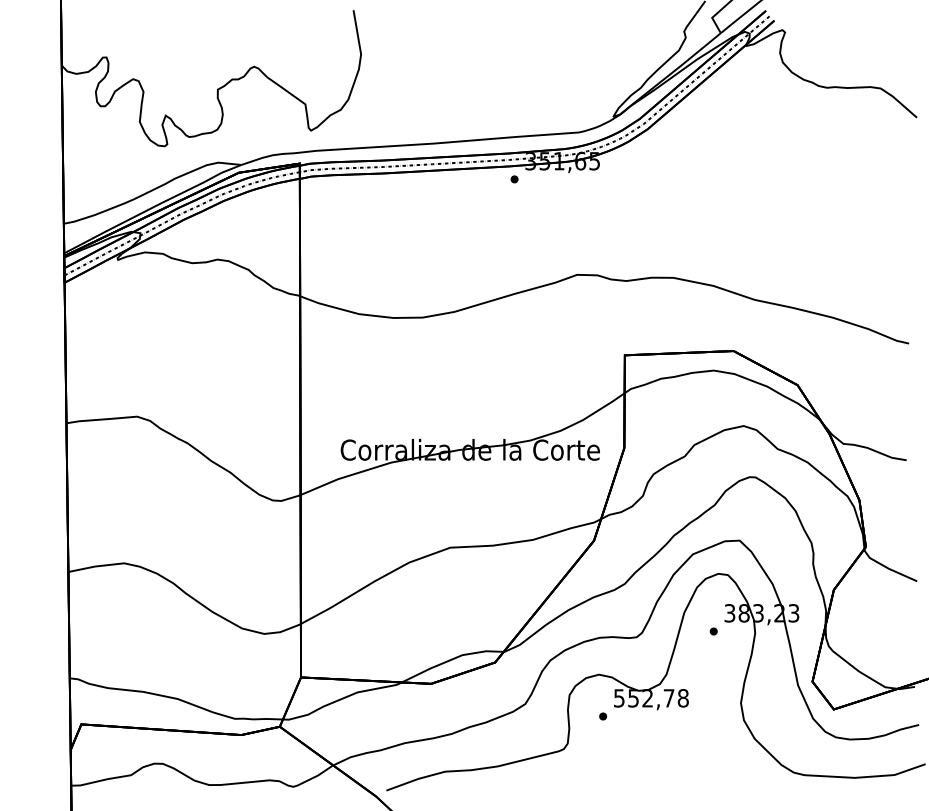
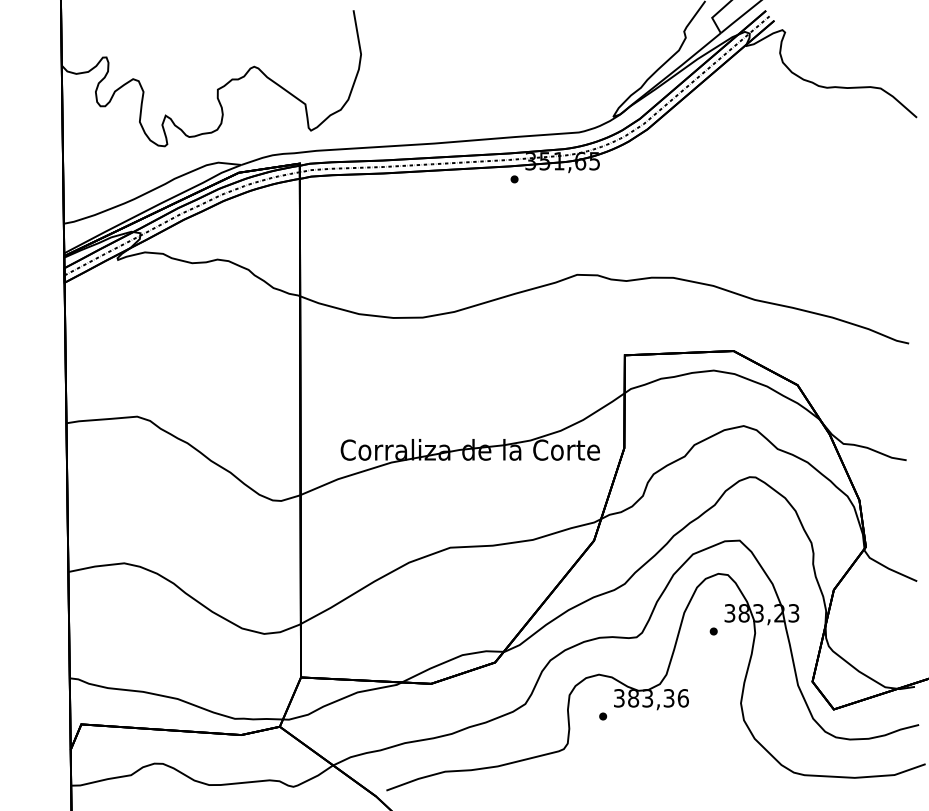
text: 552,78 -> 383,36 (651, 698)
